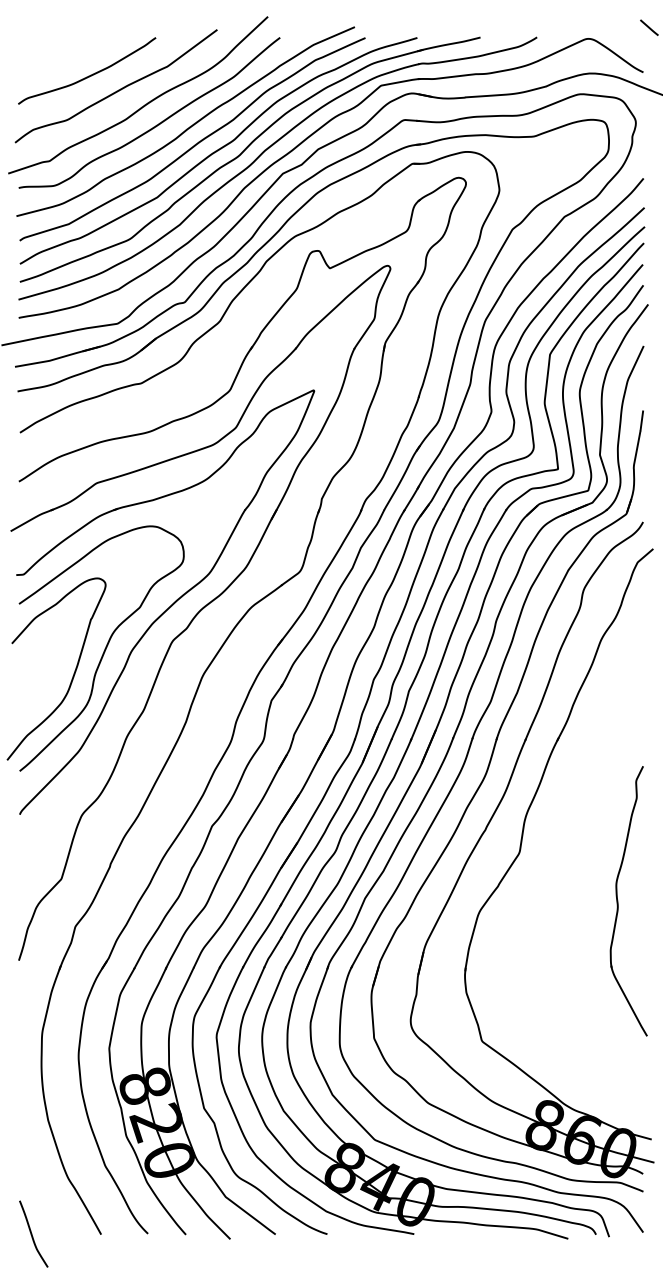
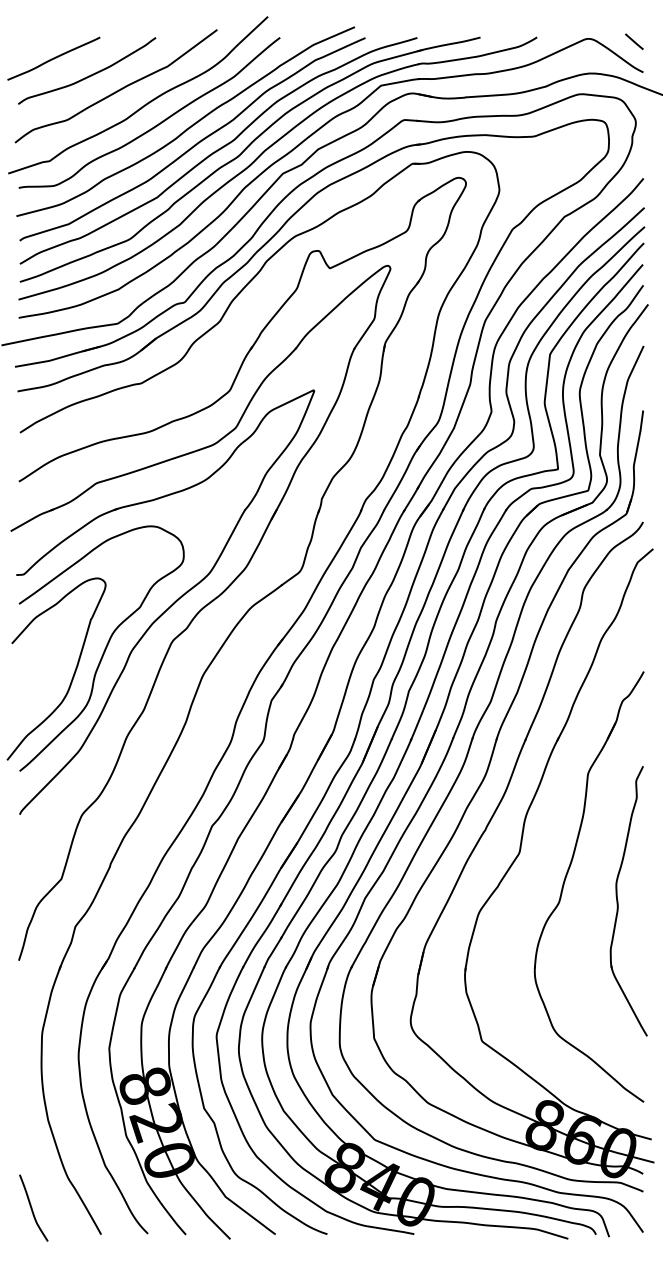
line position: (649, 27) -> (634, 41) (634, 41)
curve: none -> present (53, 58)
part: none -> present (566, 878)
curve position: (32, 1233) -> (32, 1207) (32, 1207)
